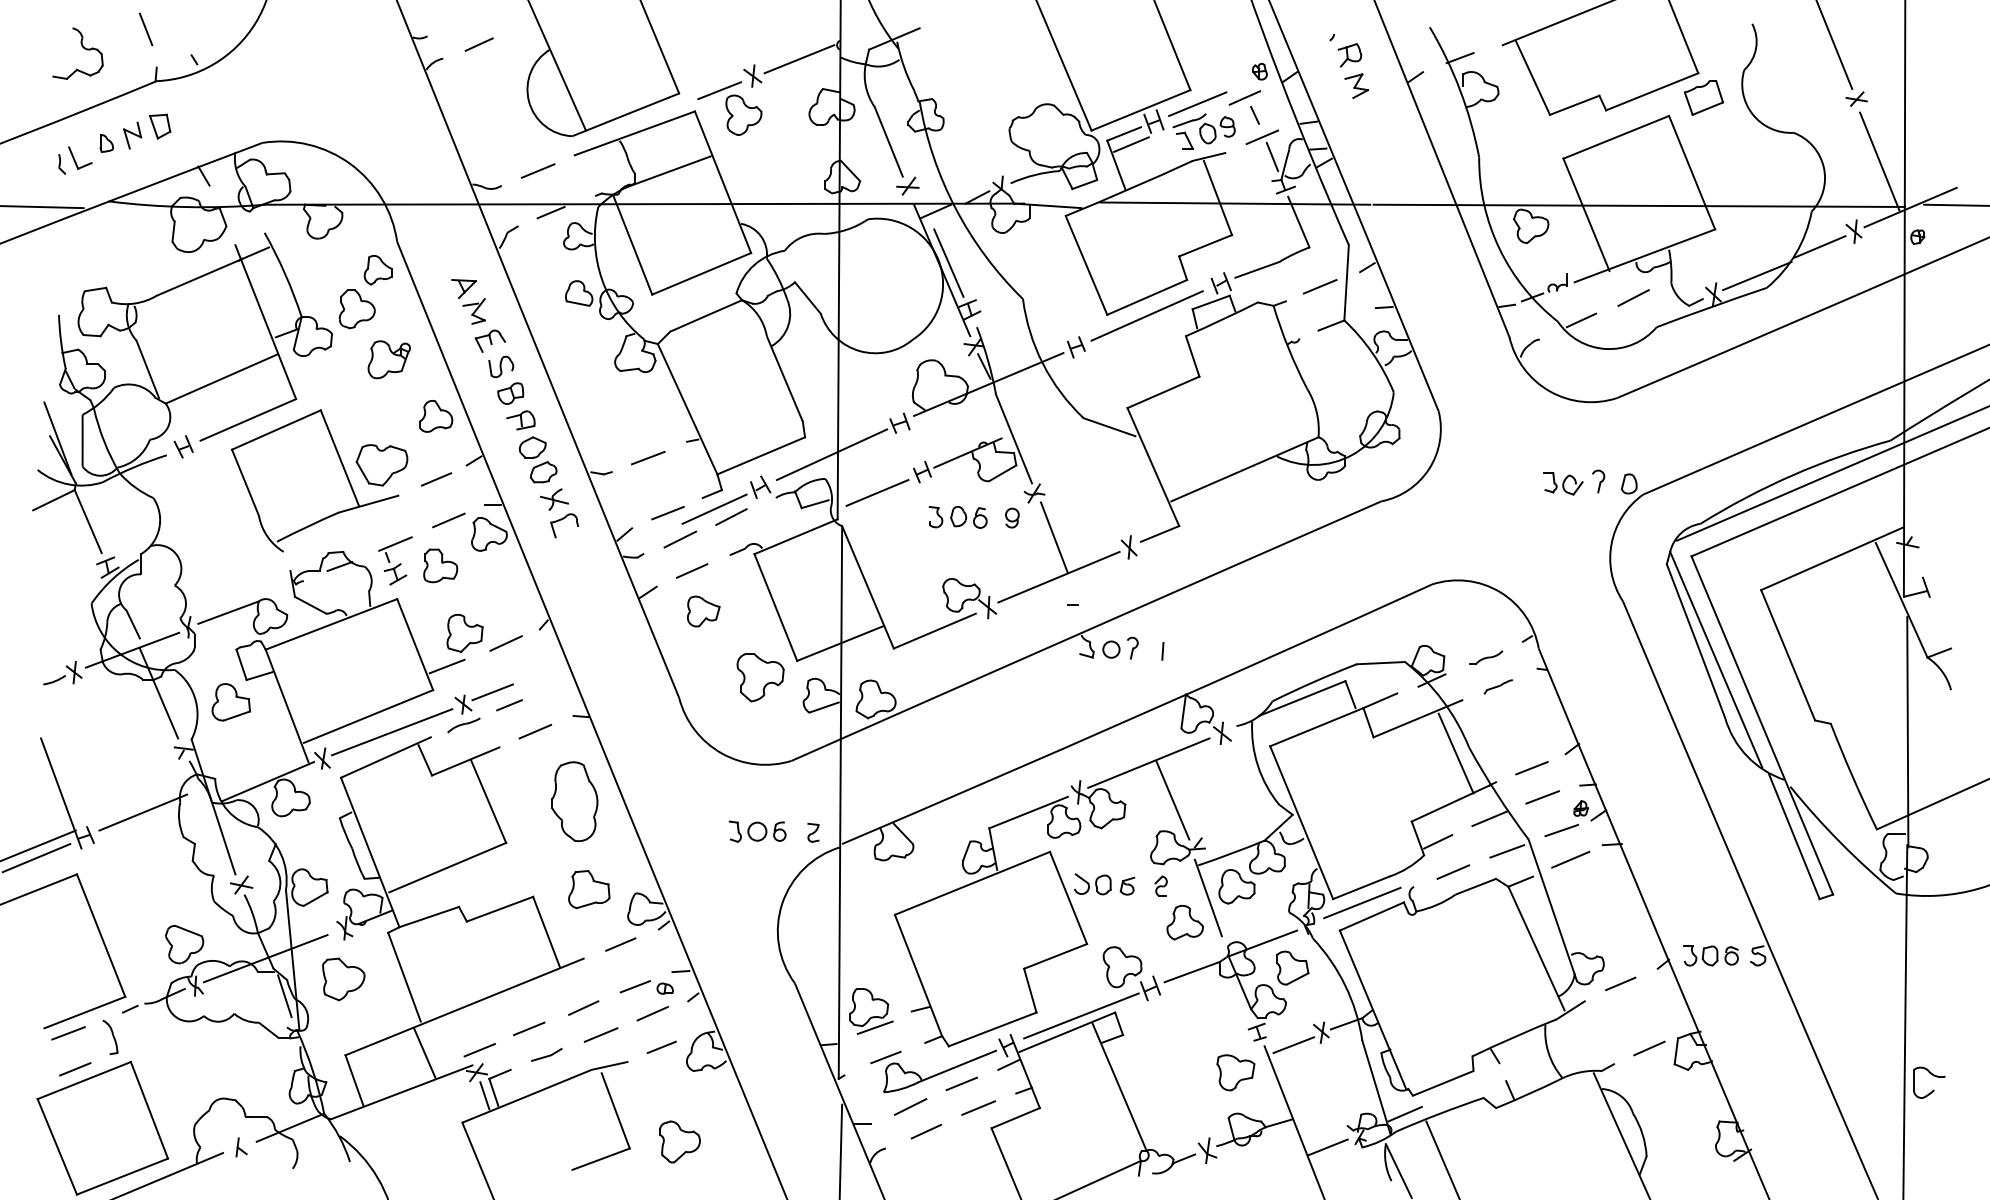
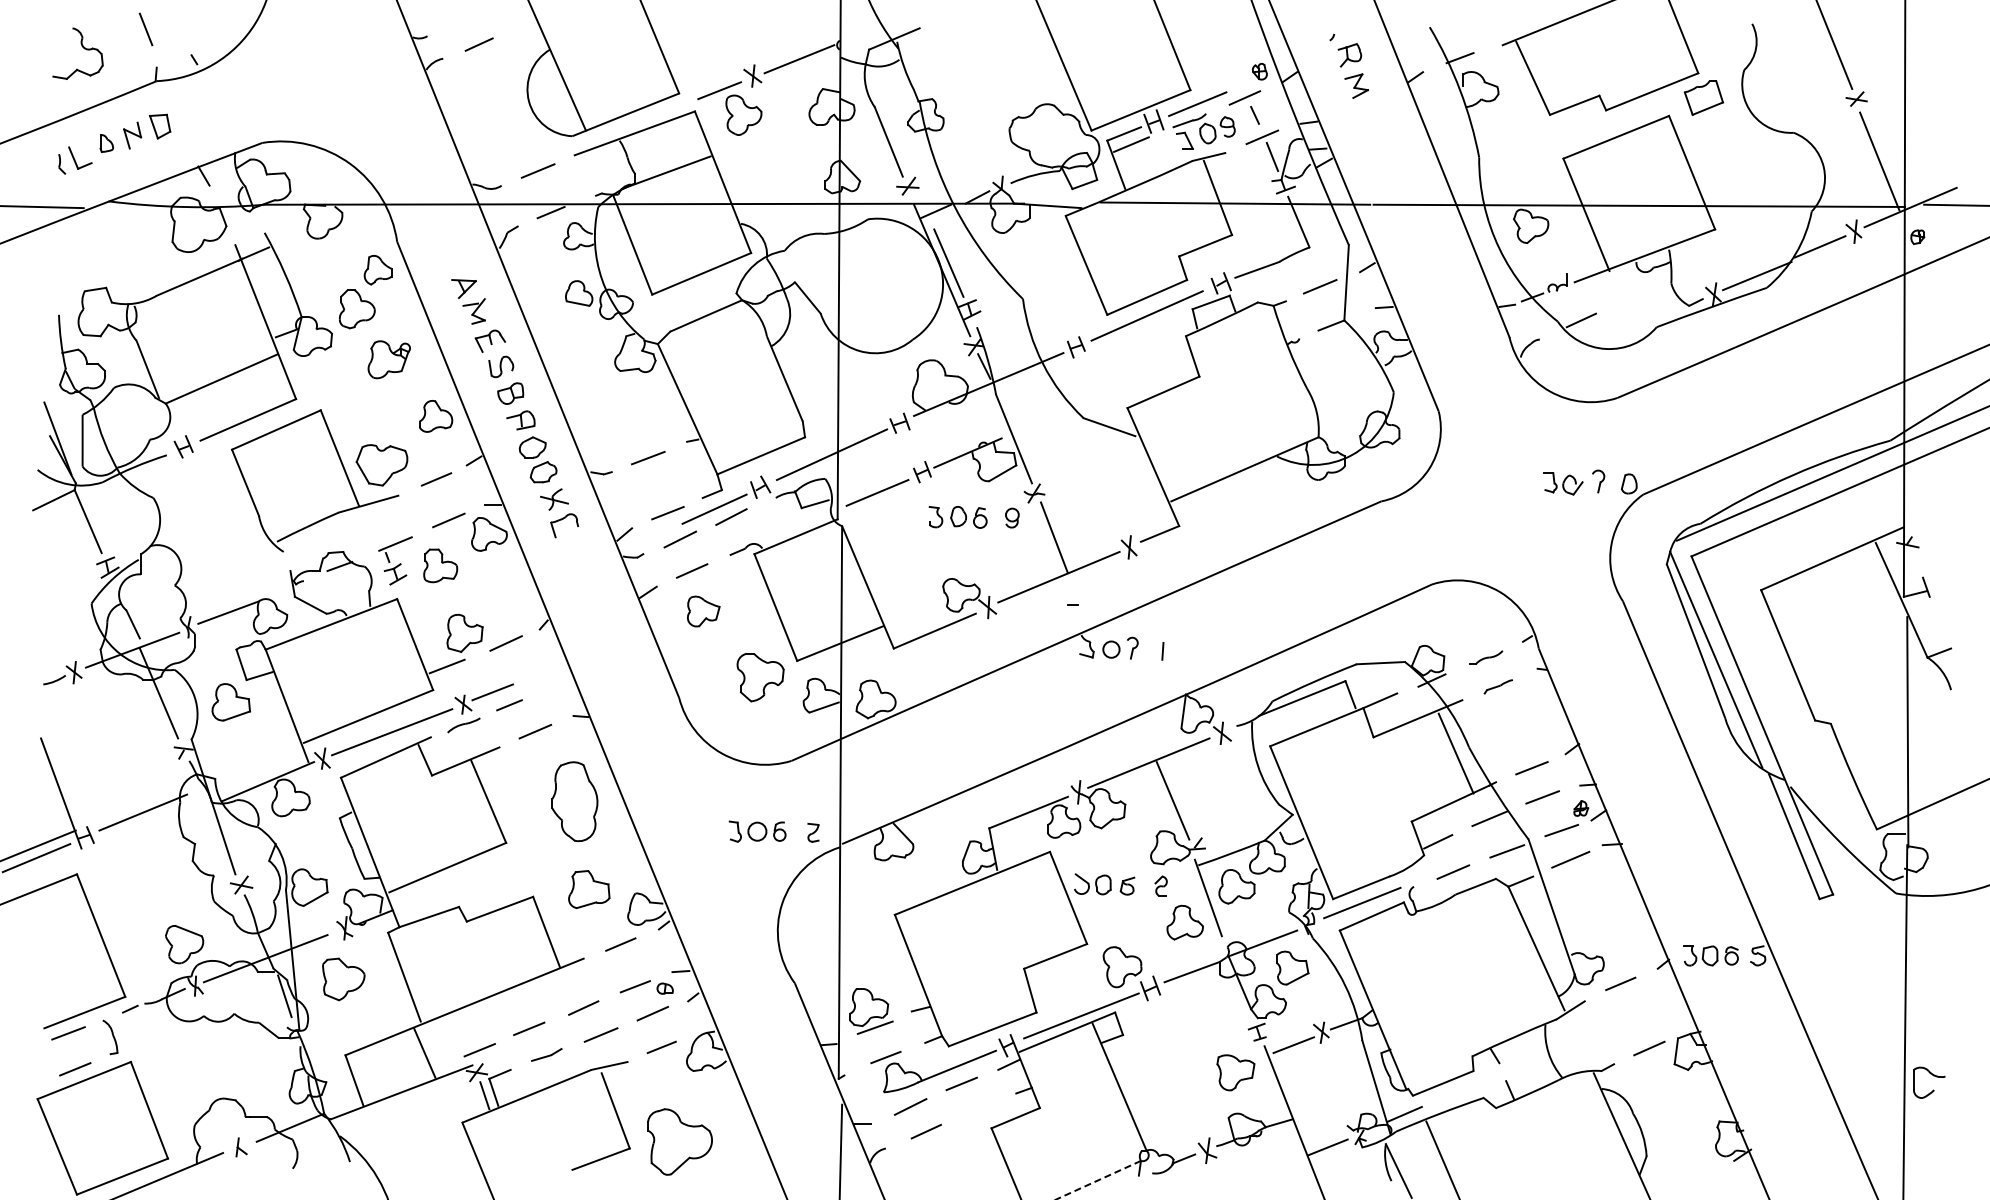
line: present -> none (1633, 297)
line: present -> none (978, 1107)
part size: 42x44 px -> 66x68 px (679, 1141)
line: solid -> dashed (1097, 1180)
